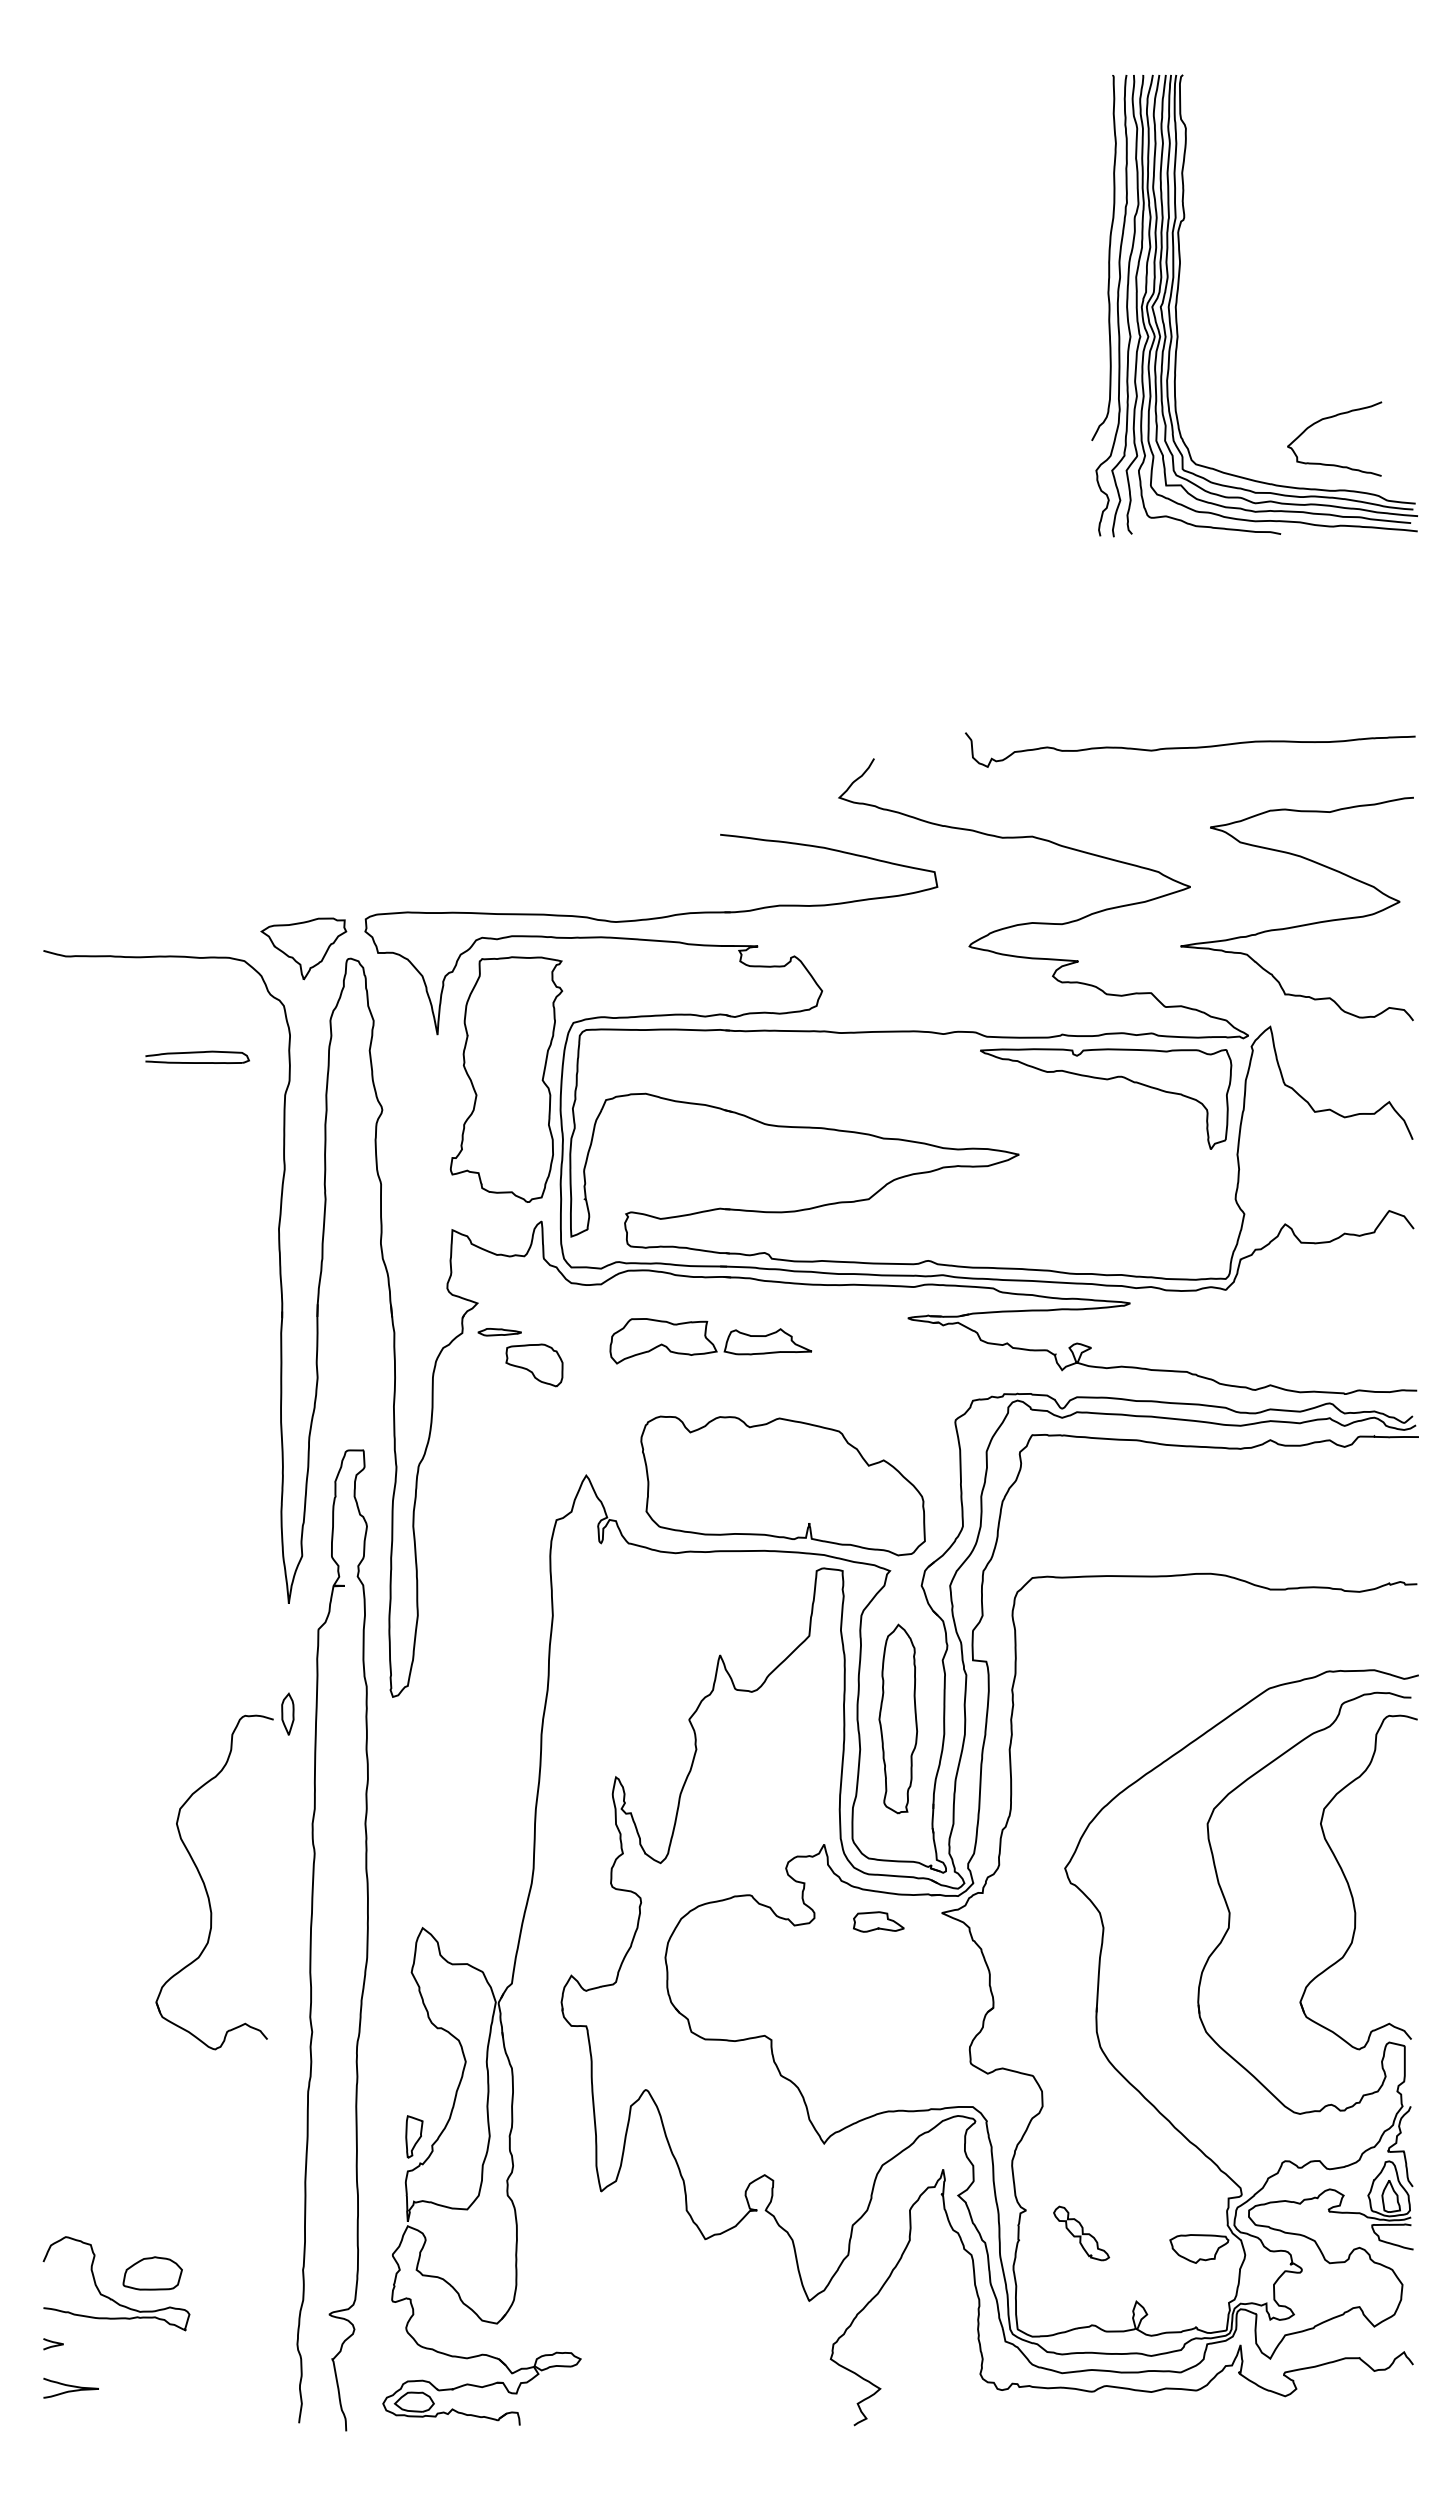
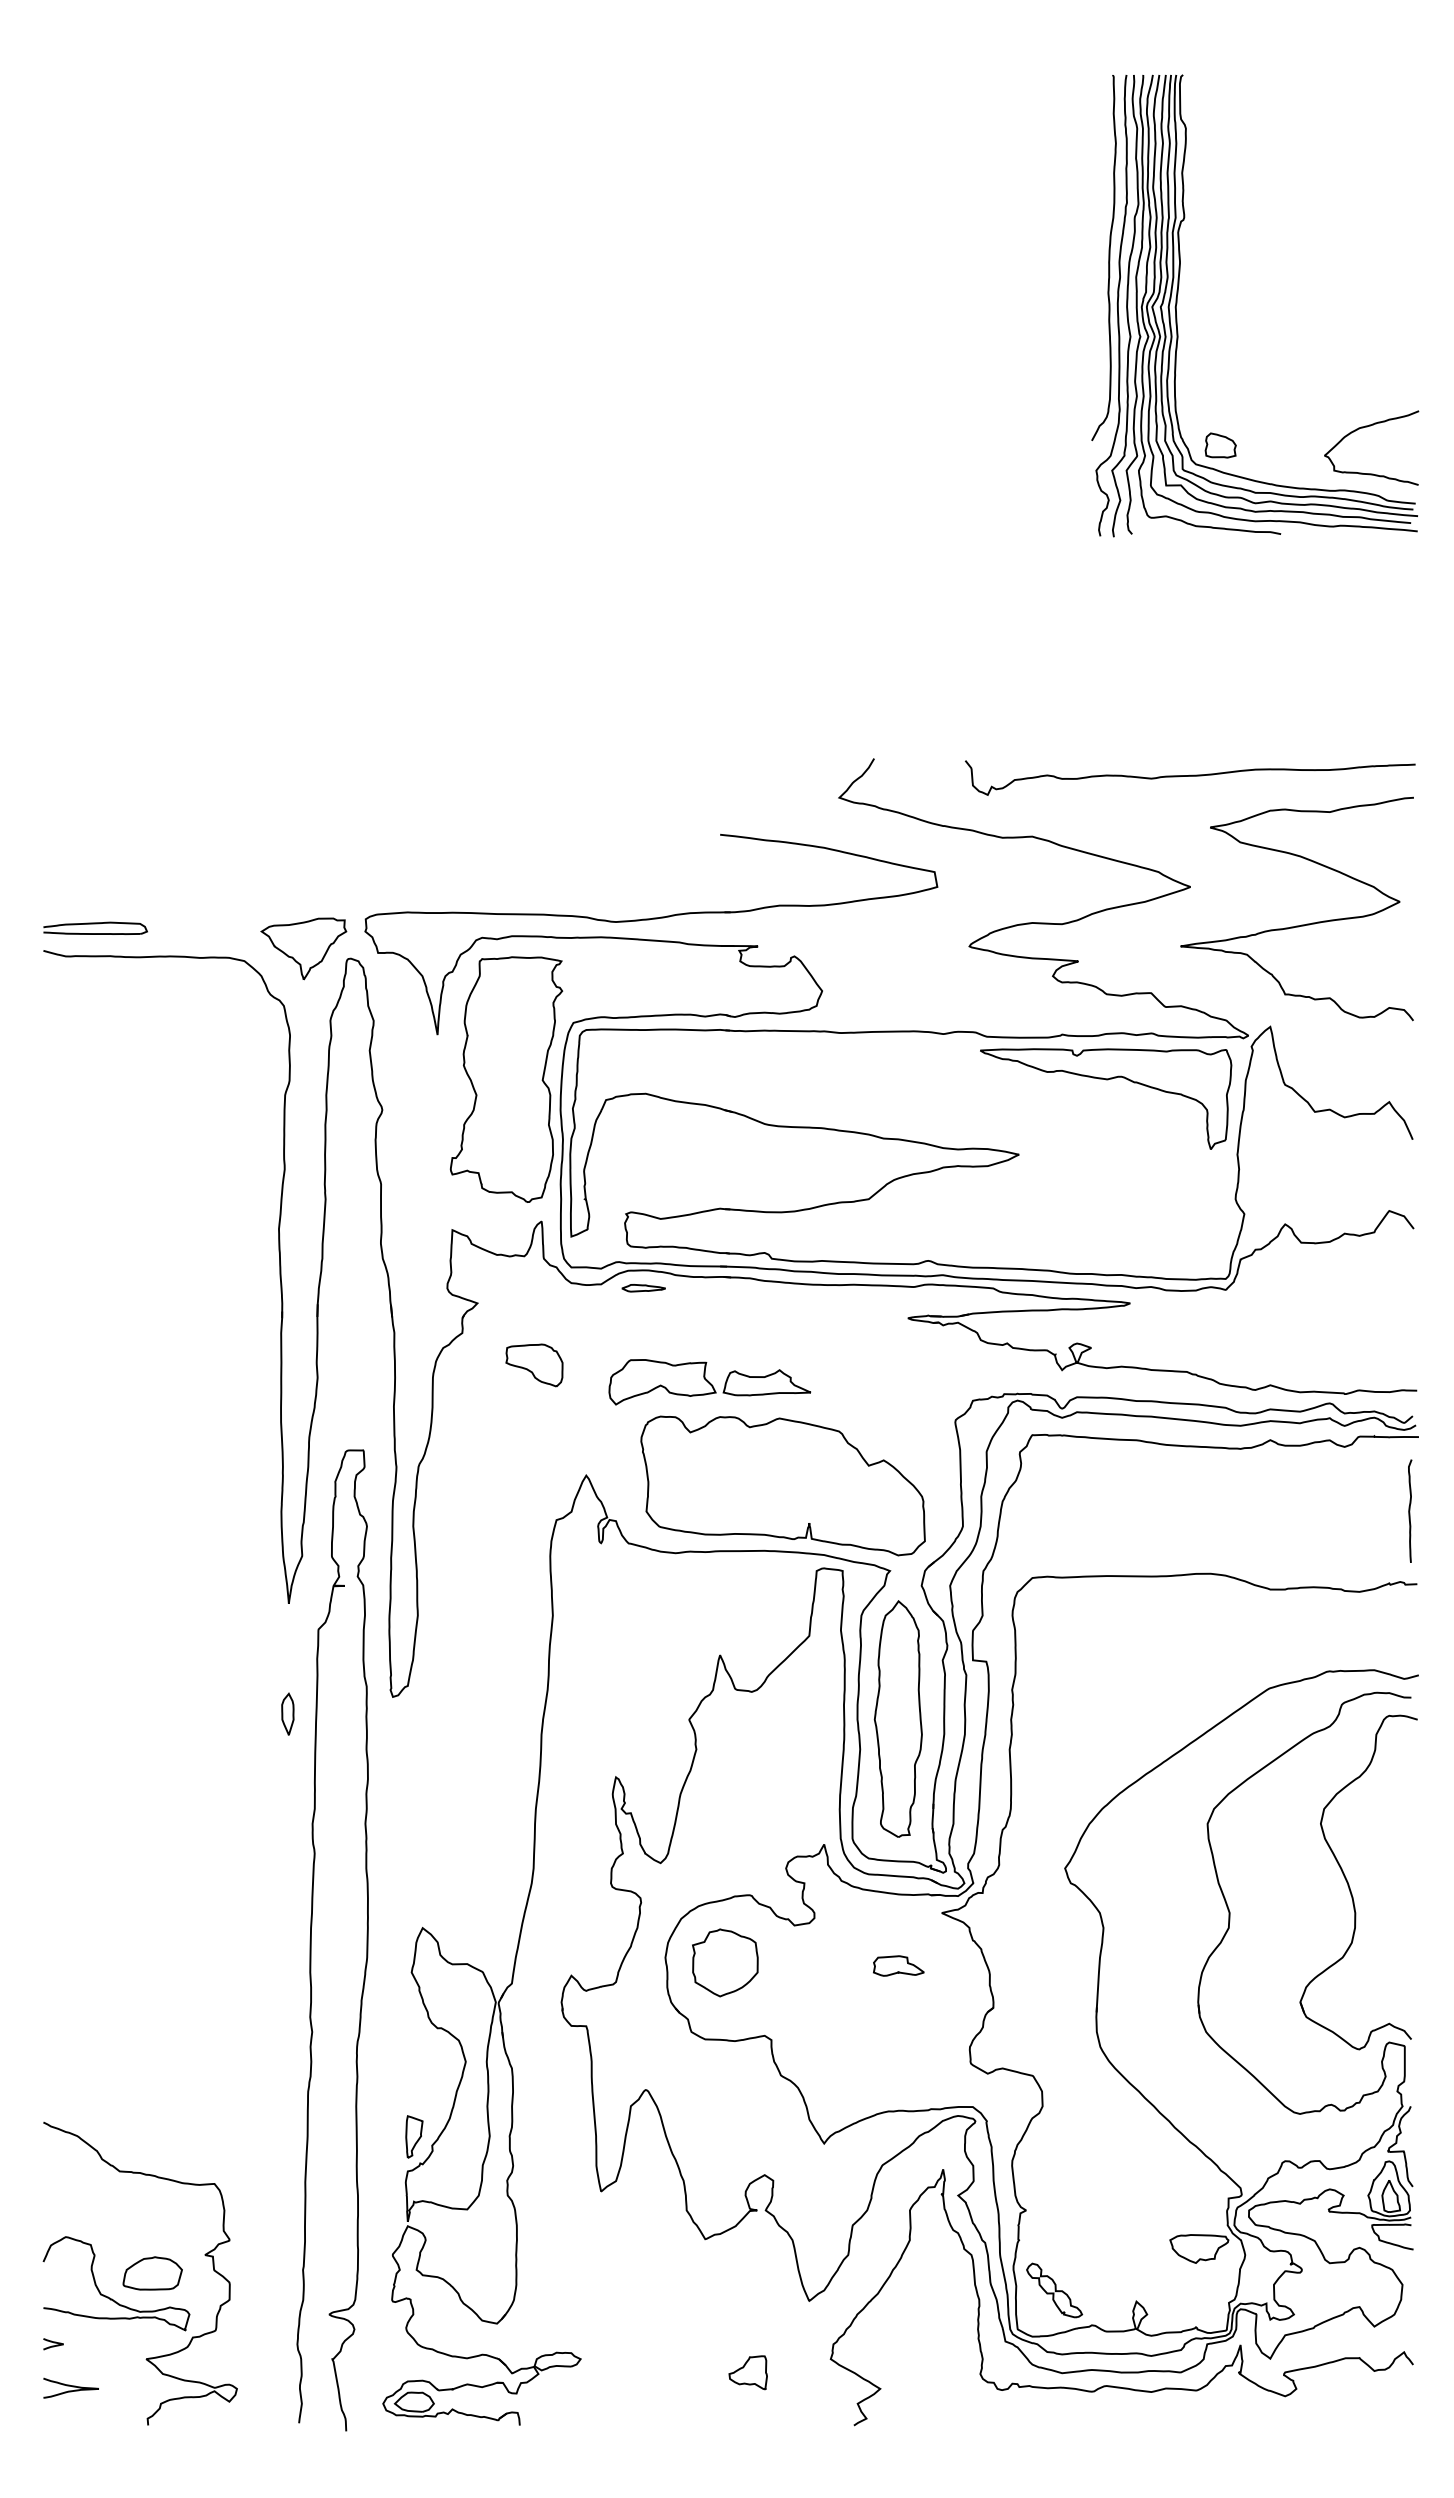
curve position: (1330, 418) -> (1367, 427) (1367, 427)
part: none -> present (1220, 445)
curve position: (1190, 748) -> (1190, 776) (1190, 776)
part position: (197, 1056) -> (95, 927) (95, 927)
part position: (499, 1332) -> (643, 1288) (643, 1288)
part position: (710, 1341) -> (709, 1382) (709, 1382)
curve: none -> present (1410, 1510)
part size: 41x192 px -> 50x238 px (897, 1718)
part: present -> none (205, 1884)
part position: (878, 1921) -> (898, 1965) (898, 1965)
part: none -> present (725, 1962)
part position: (1081, 2233) -> (1054, 2290) (1054, 2290)
curve: none -> present (204, 2255)
part: none -> present (747, 2372)
